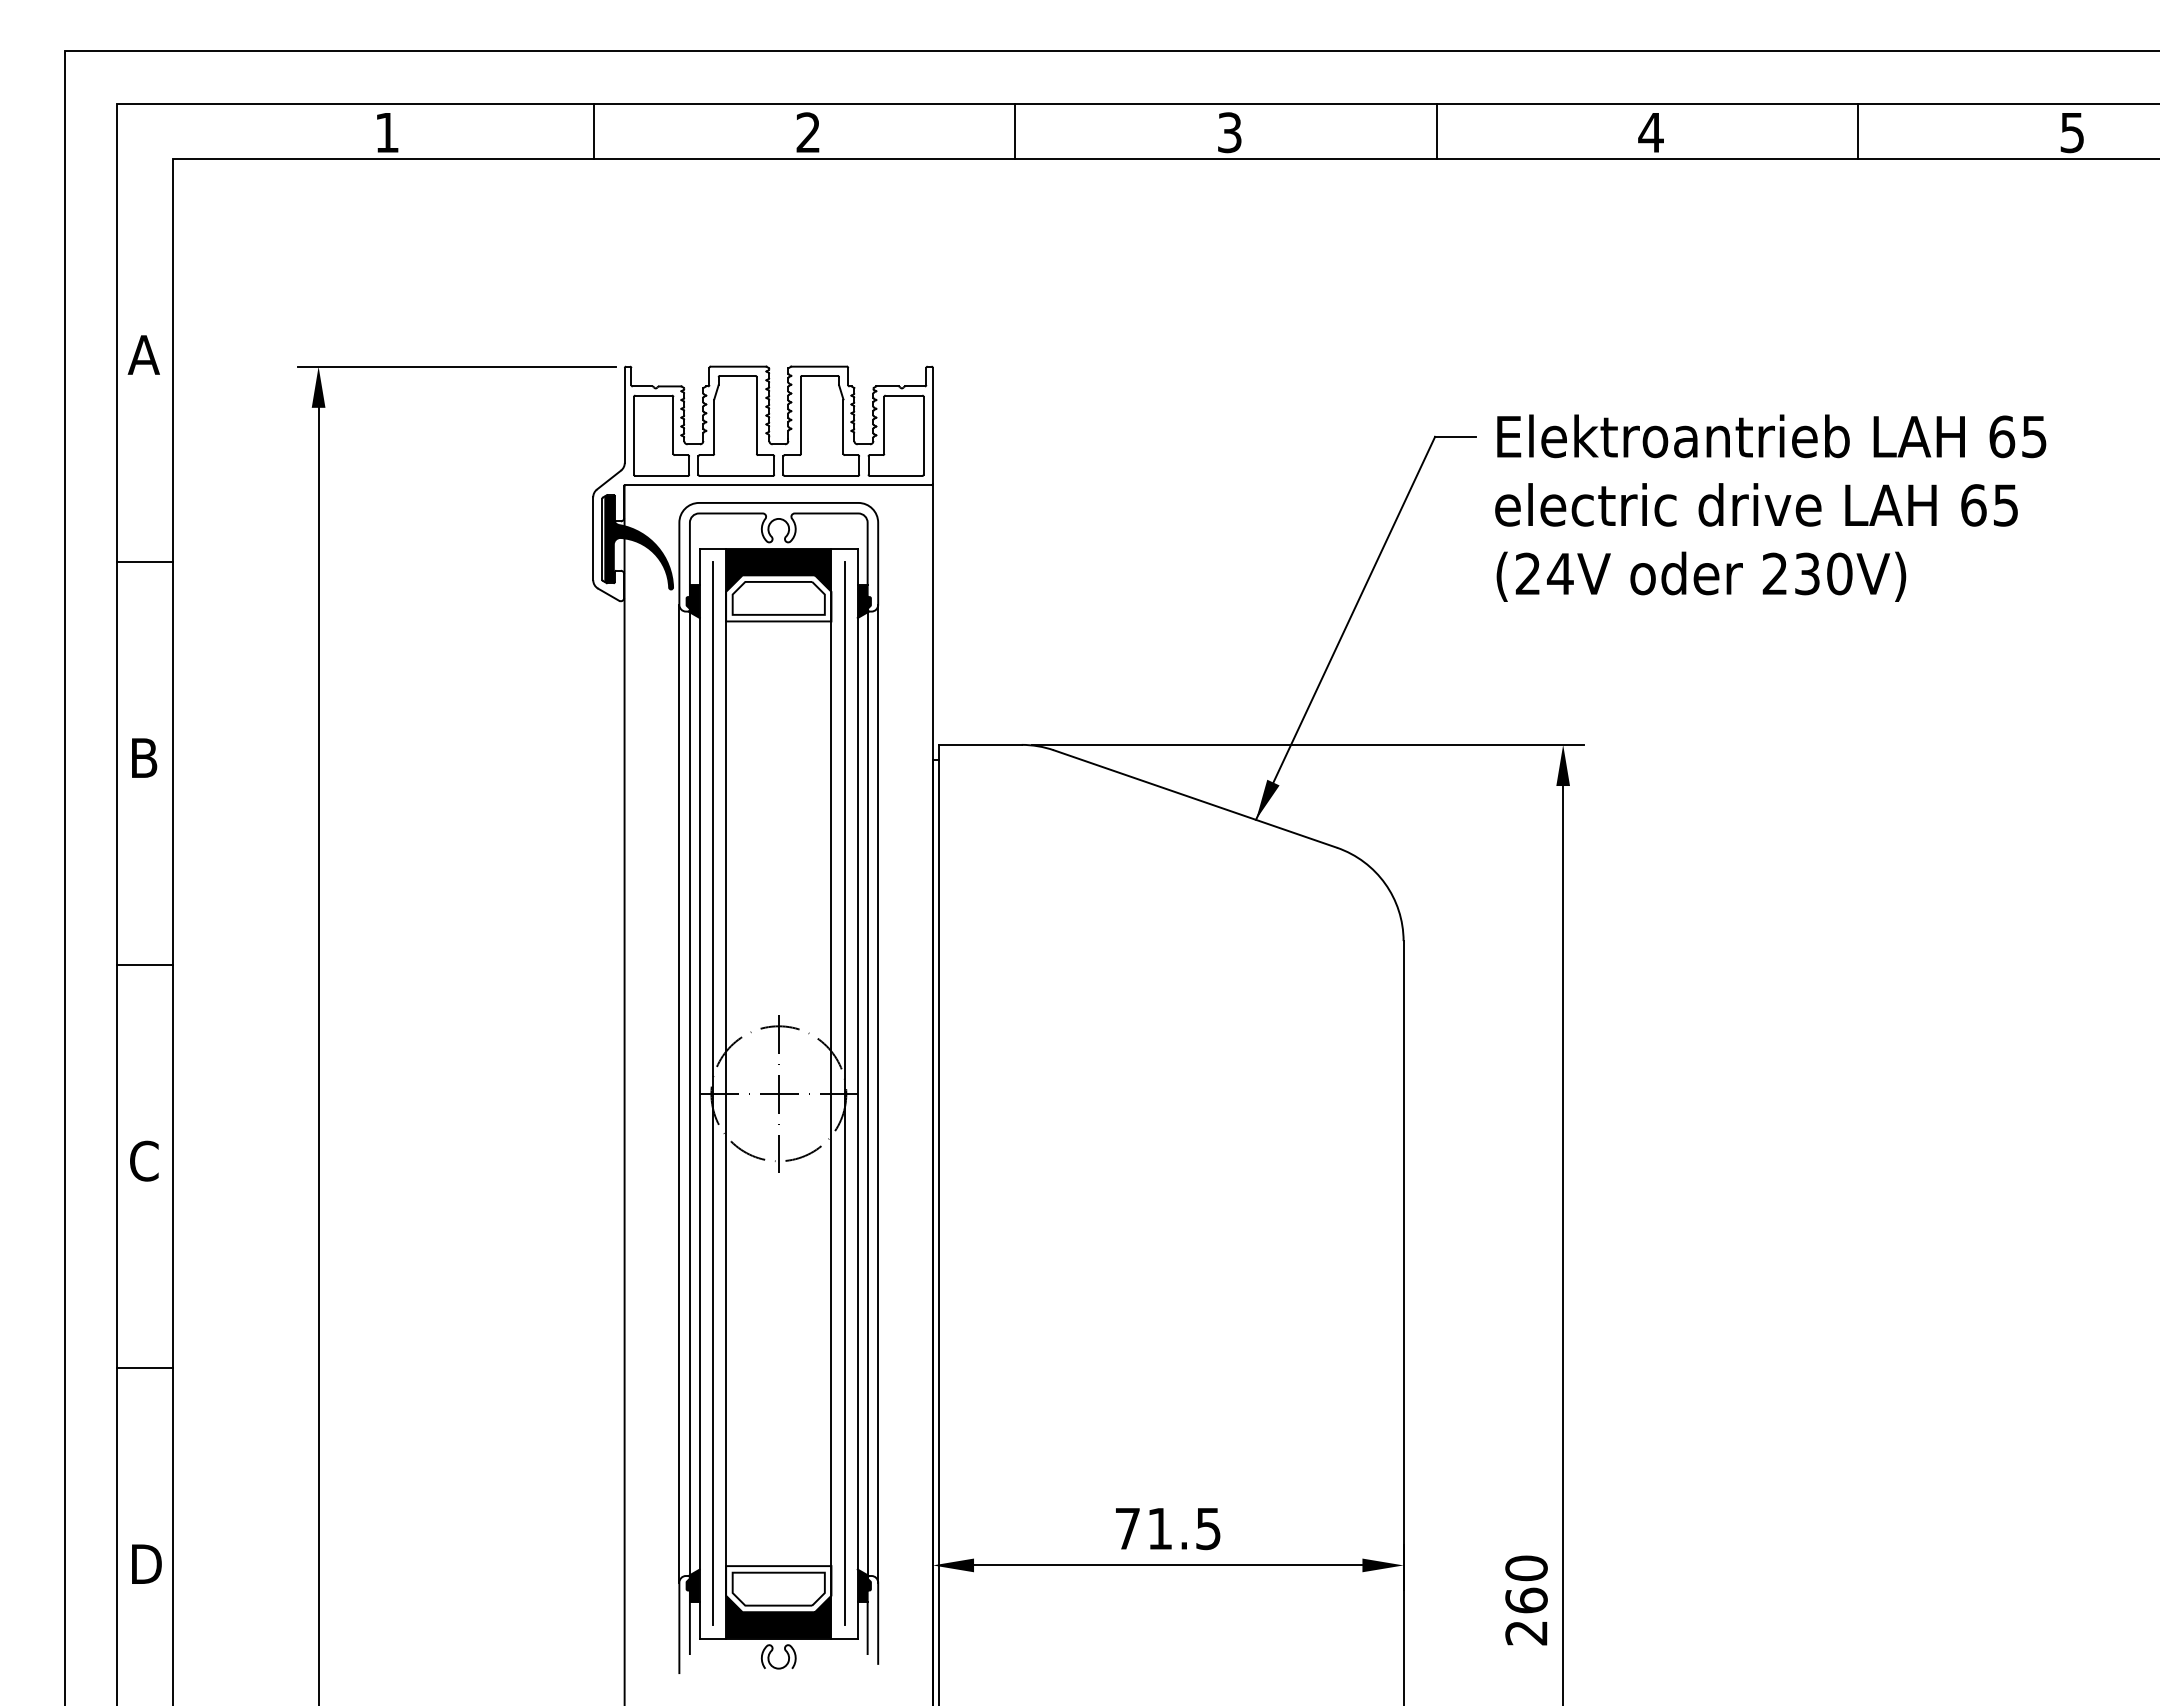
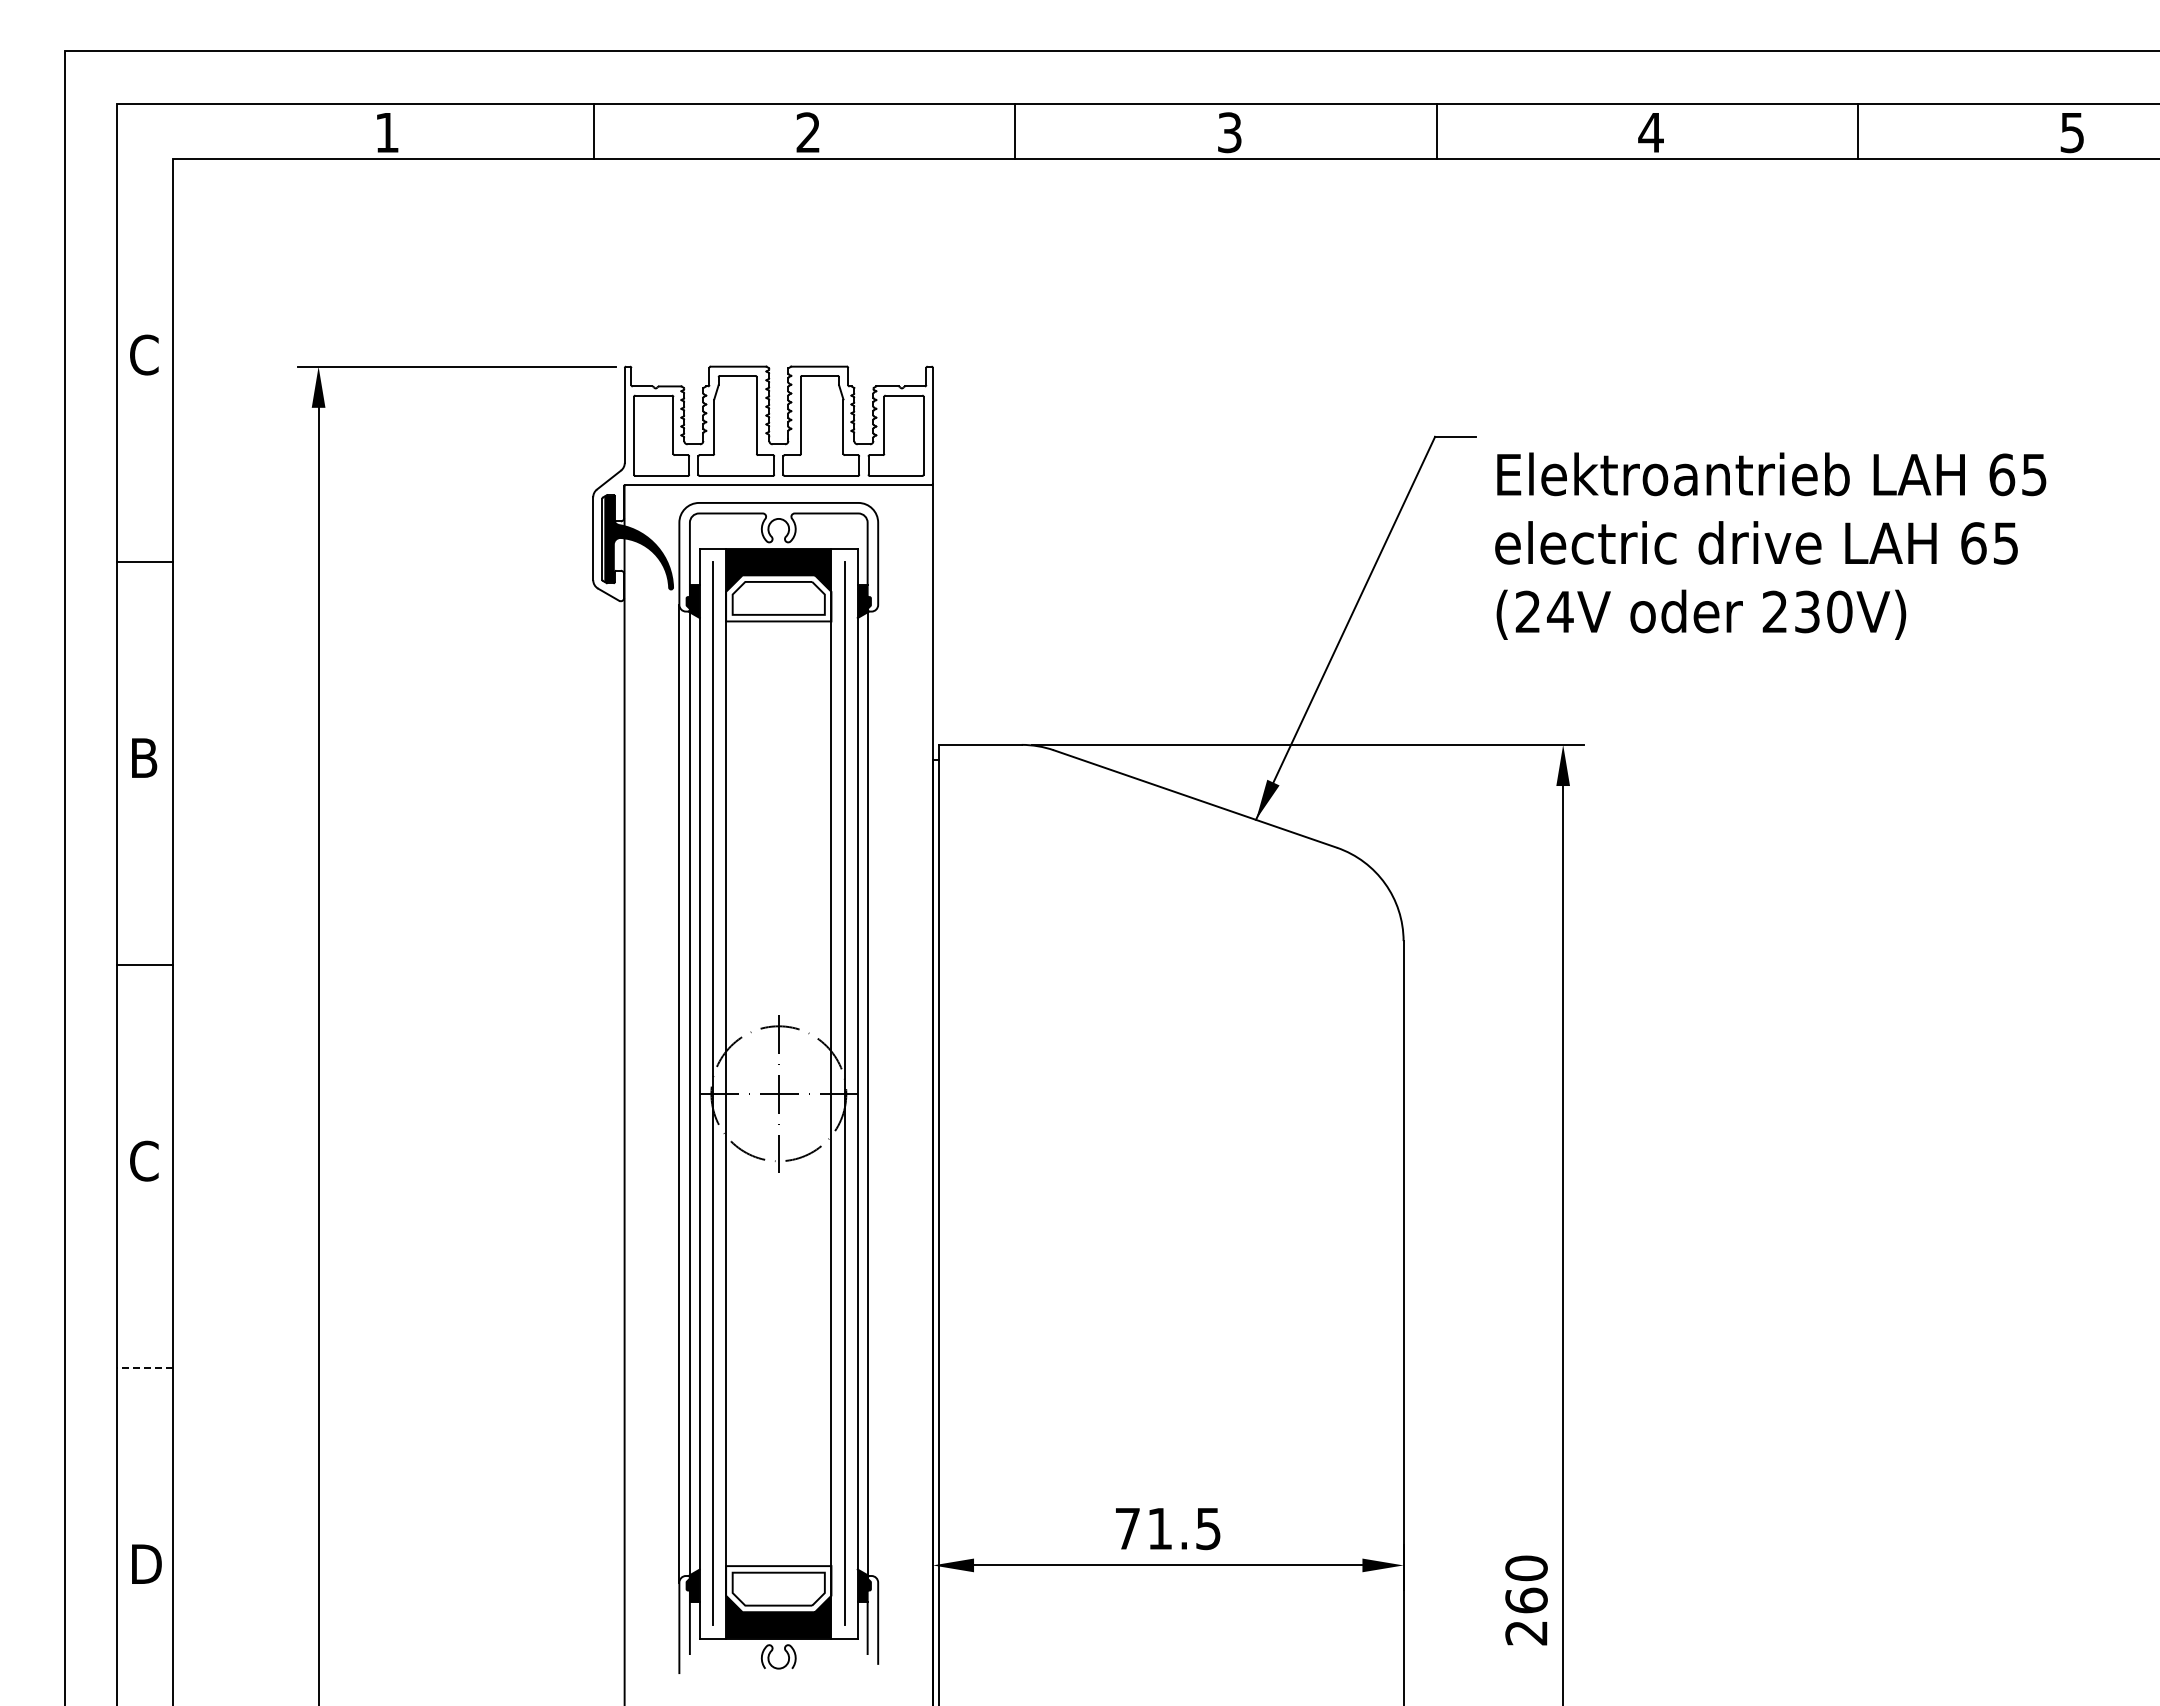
text: A -> C (143, 354)
text position: (1770, 507) -> (1770, 545) (1770, 545)
line: present -> none (878, 1093)
line: solid -> dashed (145, 1368)
